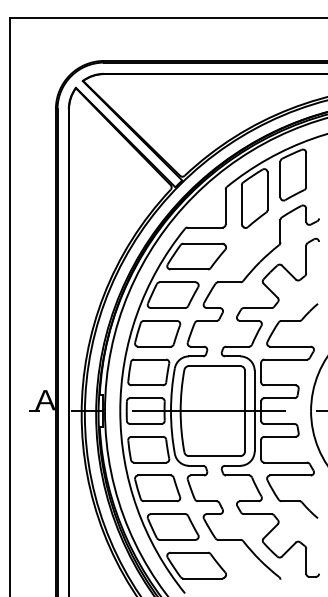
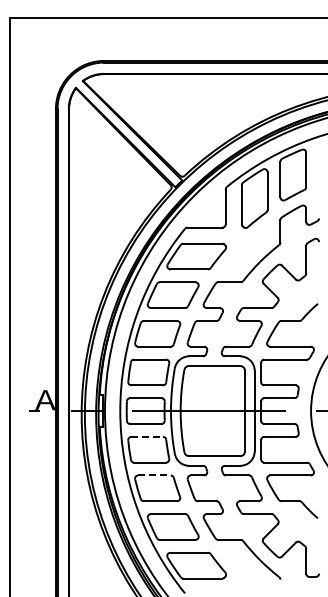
line: solid -> dashed (147, 436)
line: solid -> dashed (154, 475)
